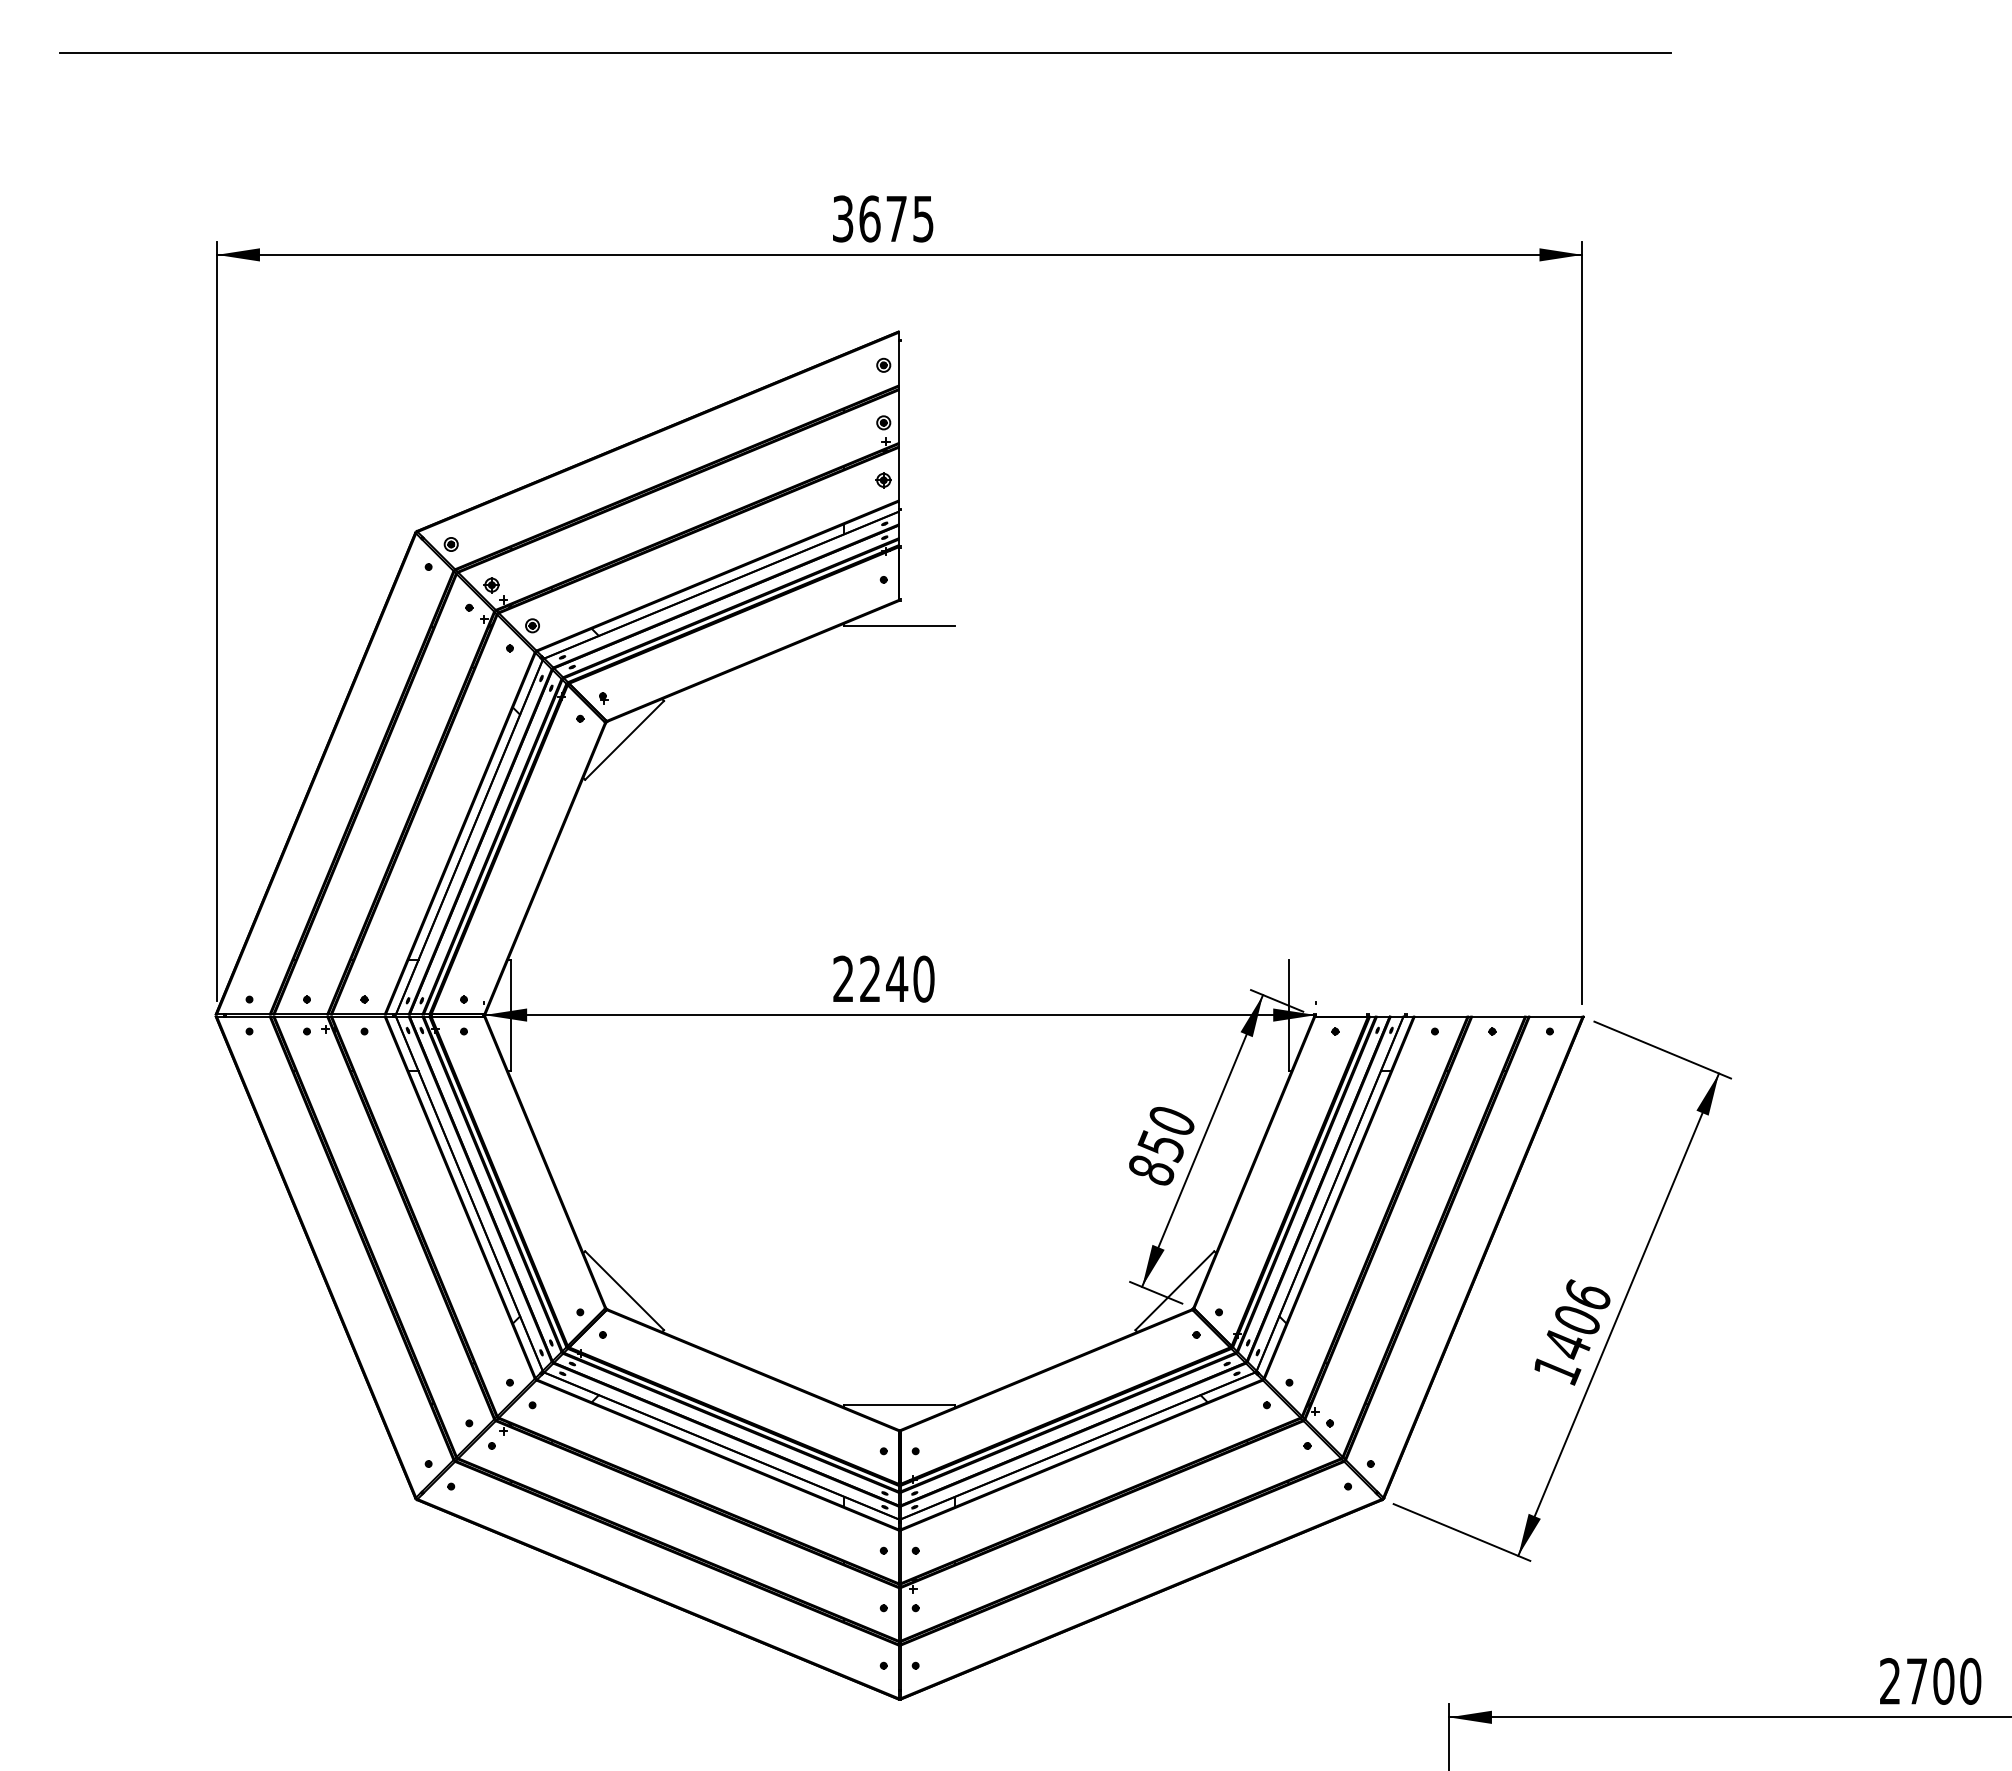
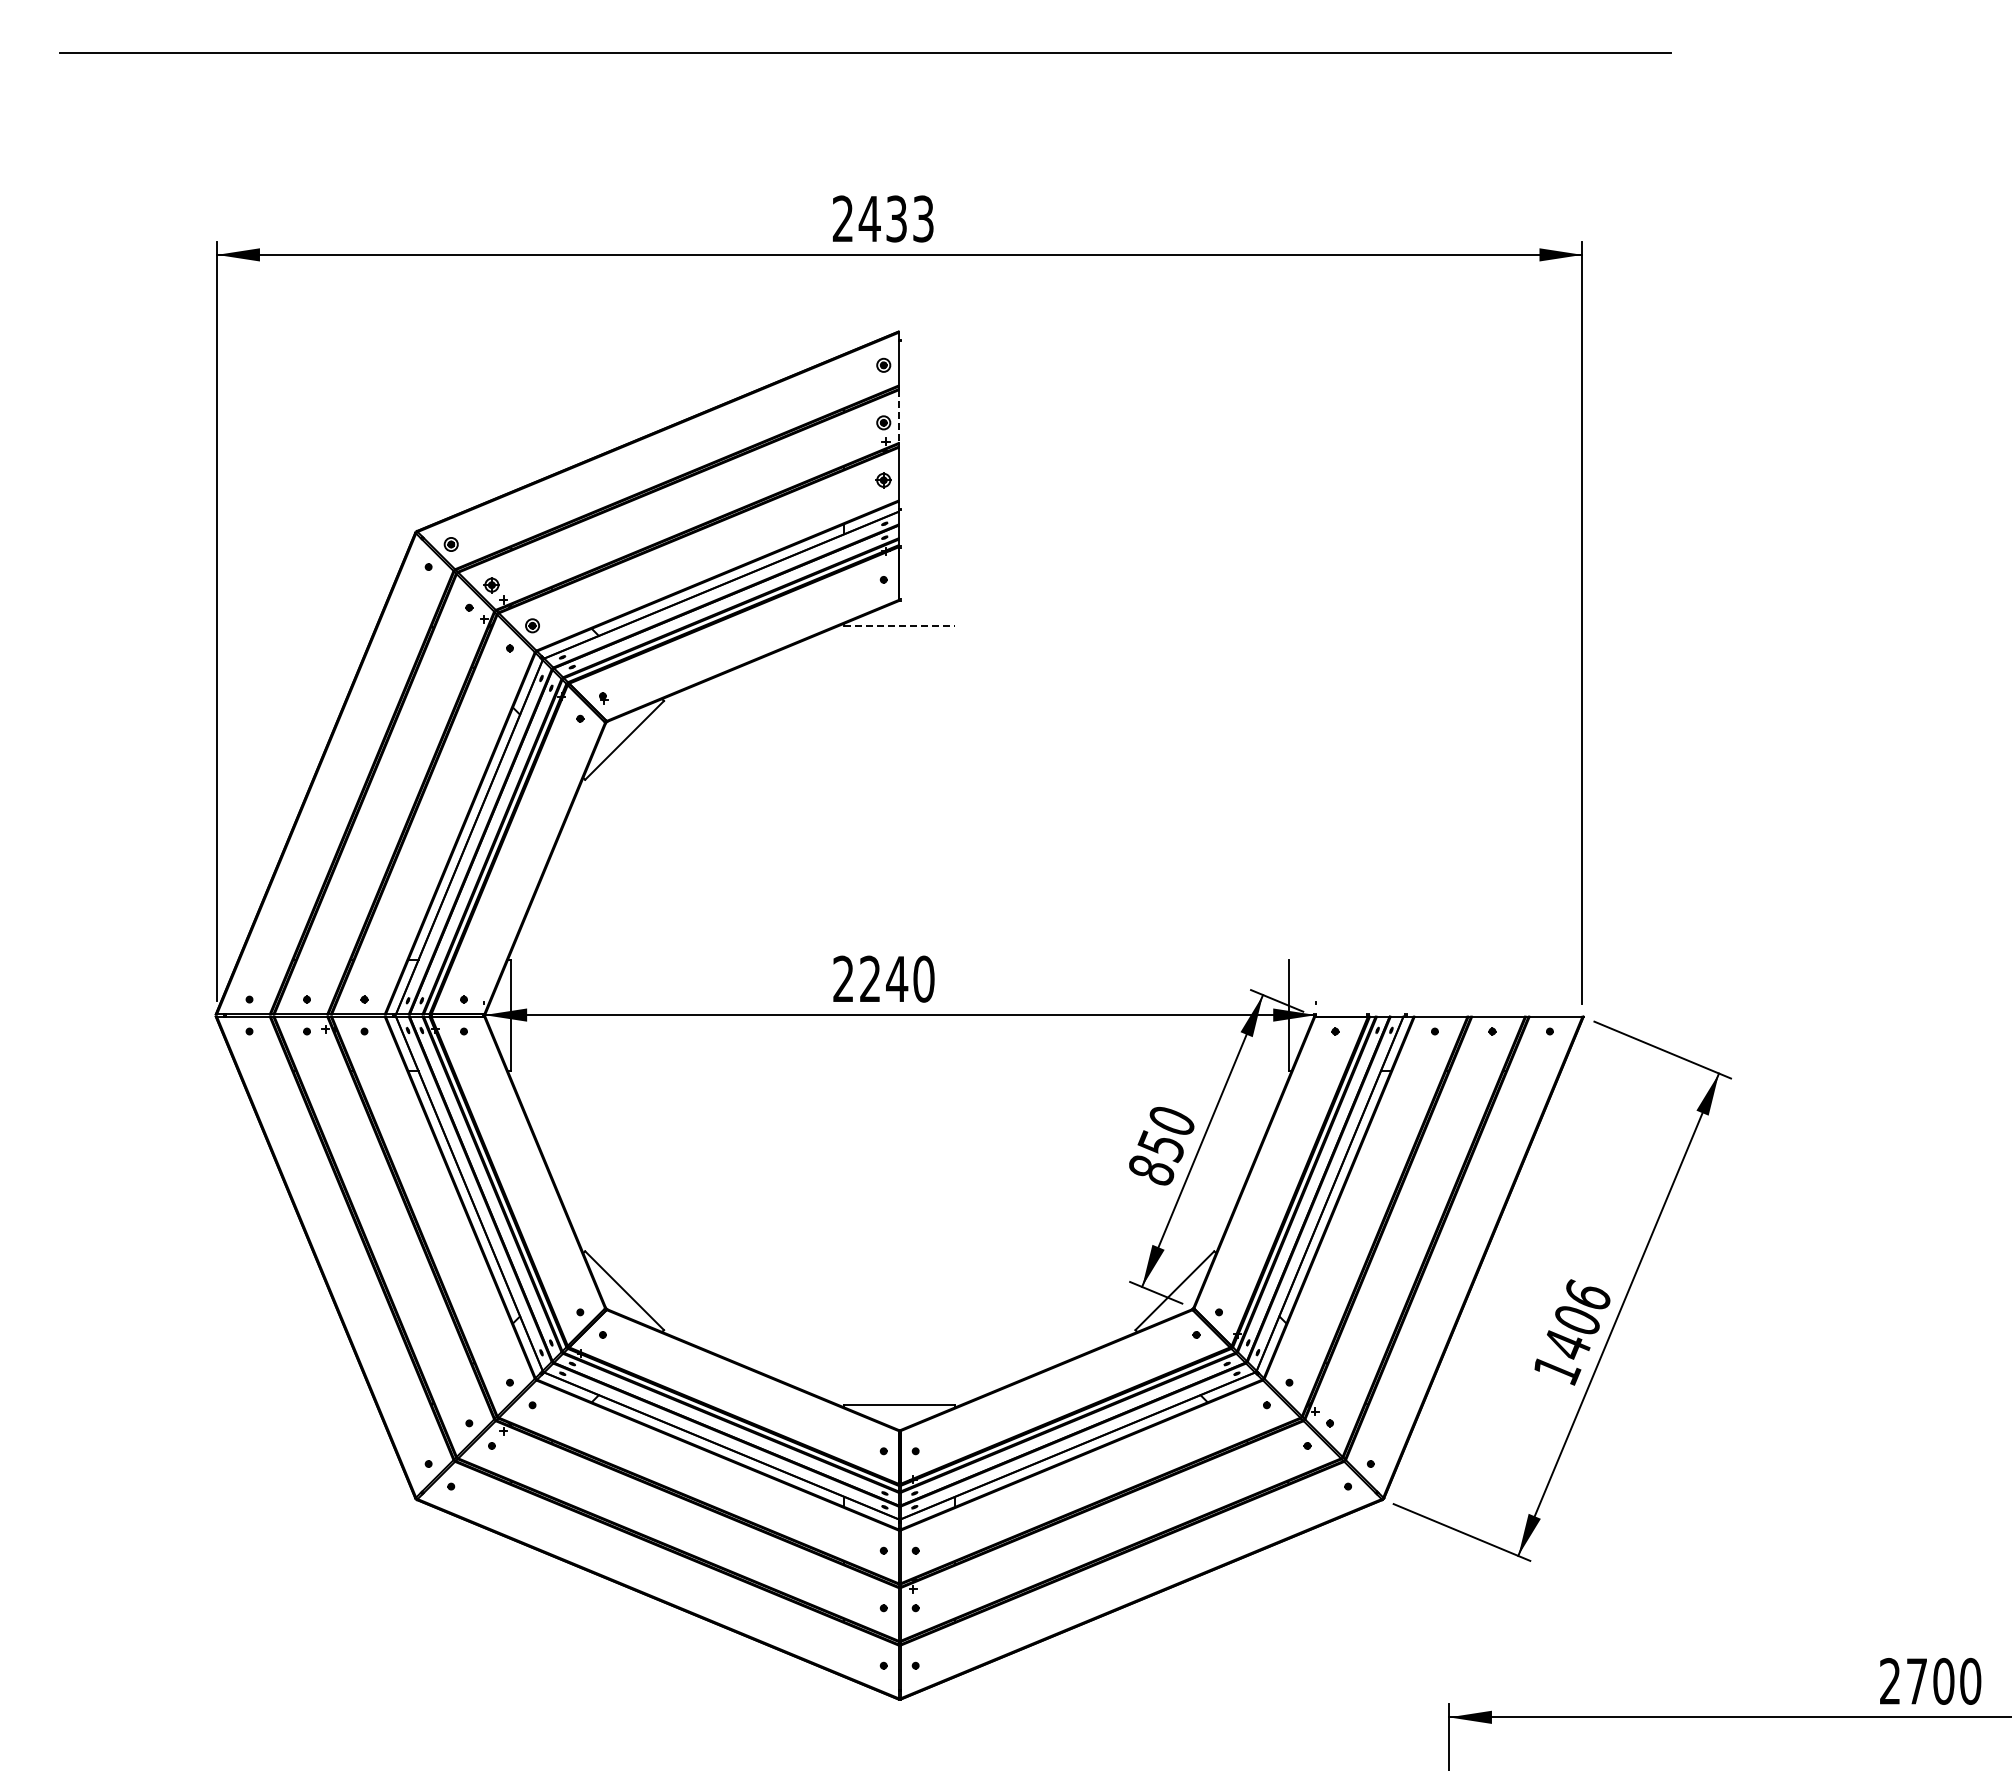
text: 3675 -> 2433 (882, 218)
line: solid -> dashed (898, 417)
line: solid -> dashed (899, 626)
